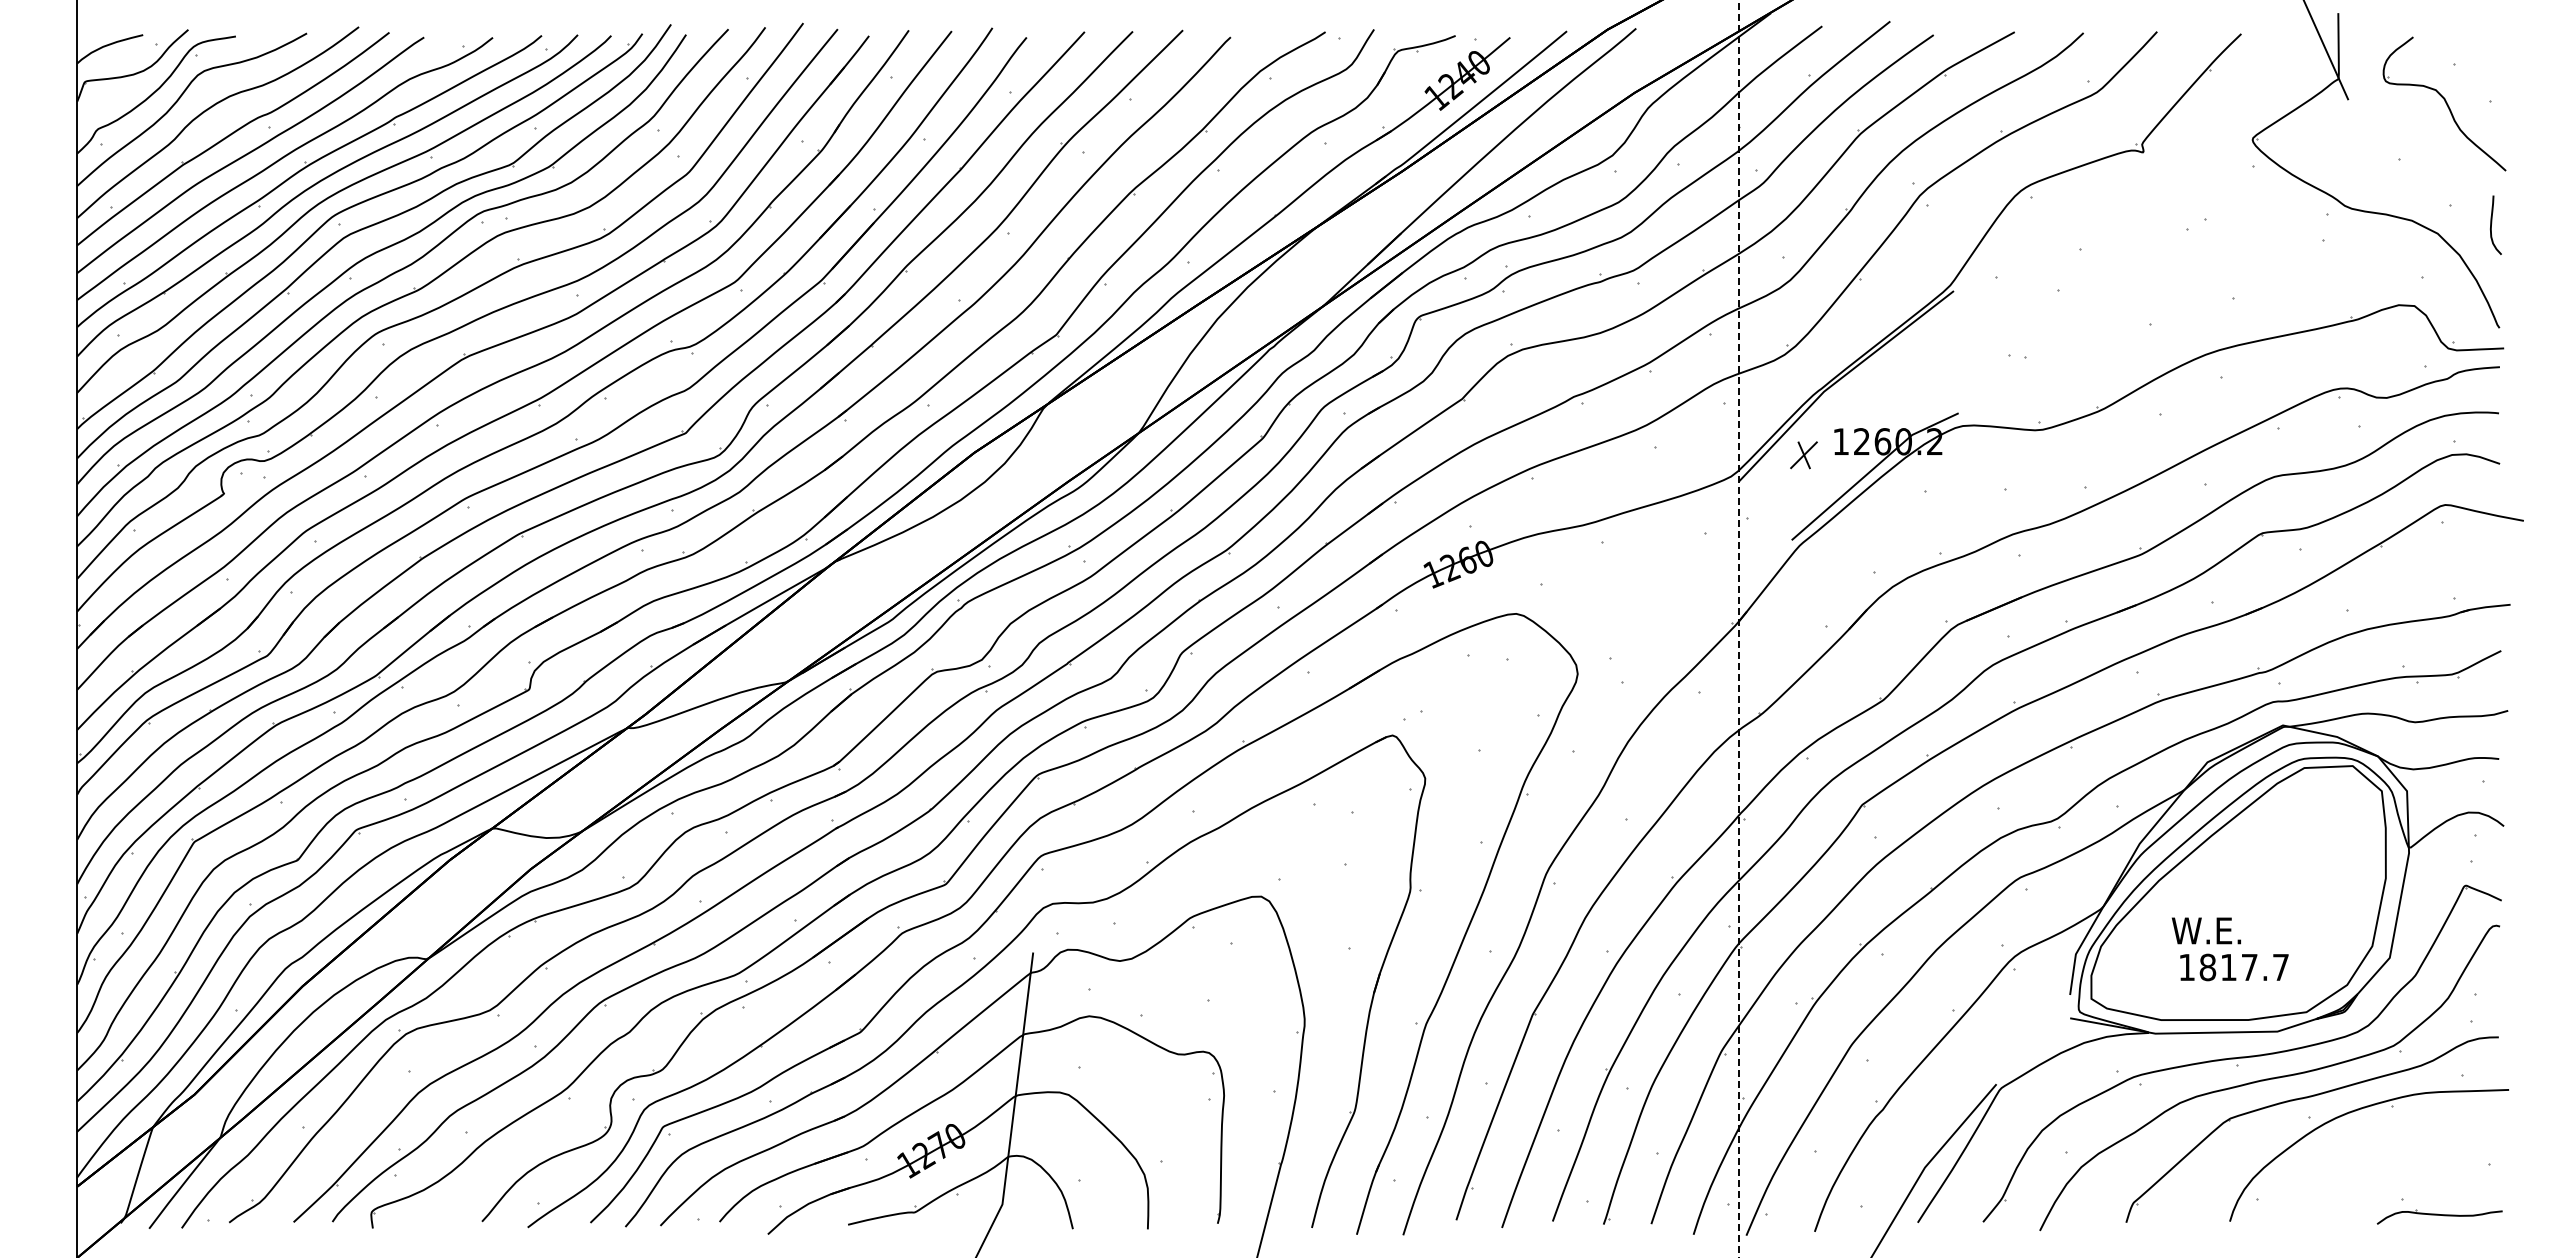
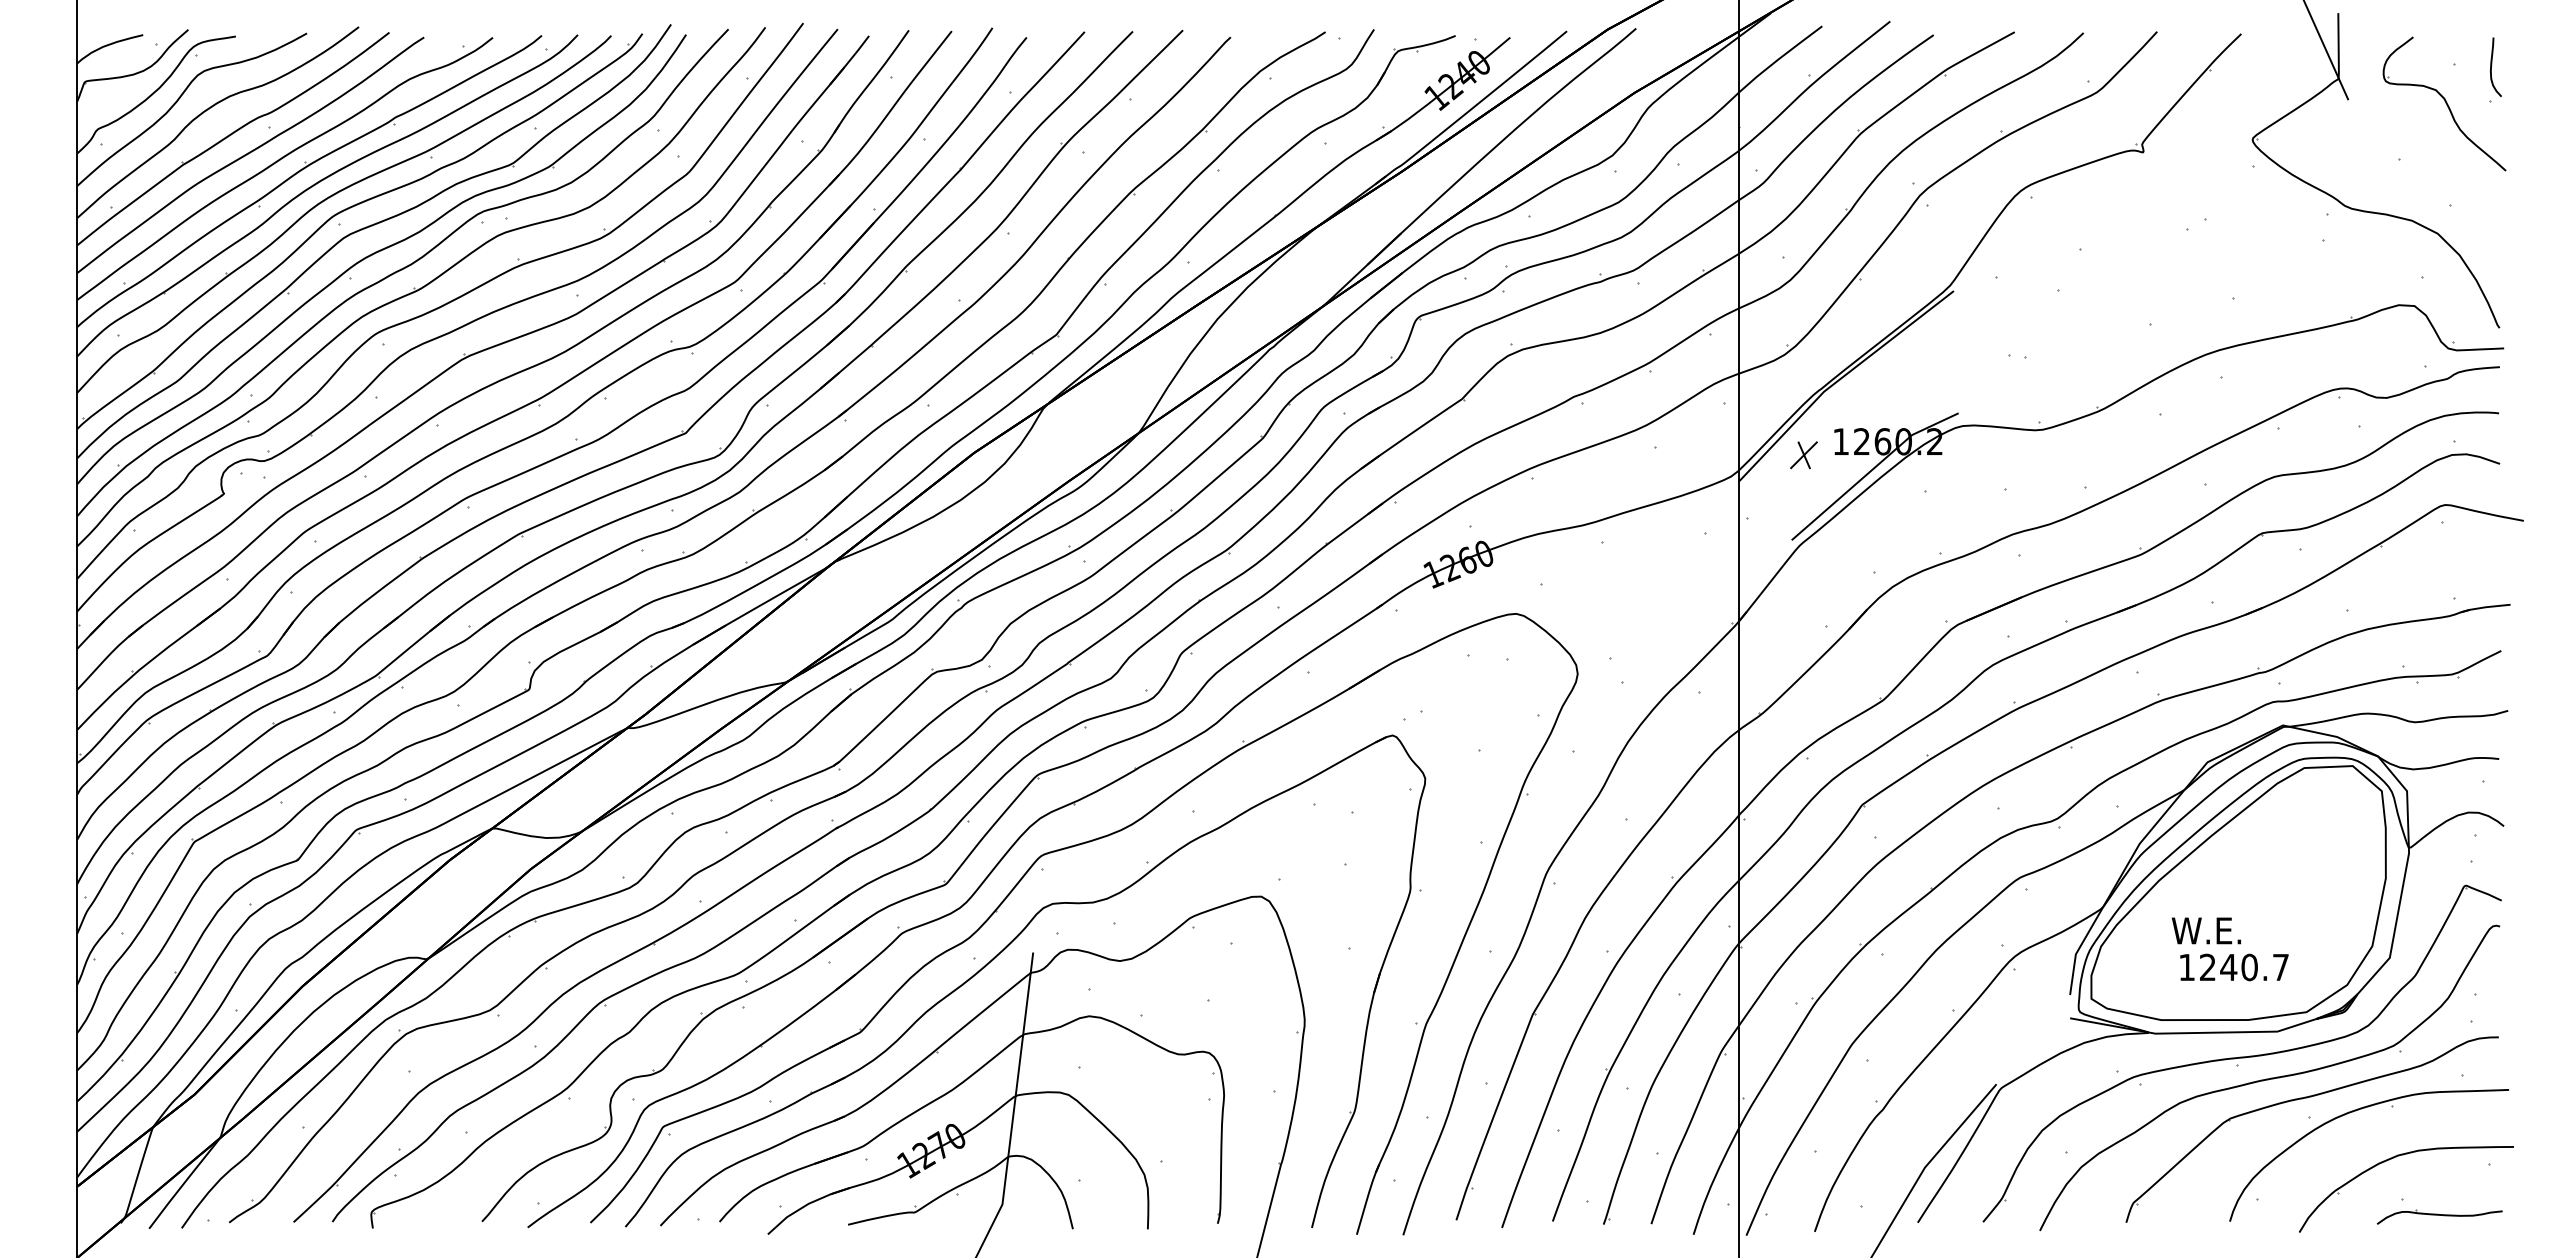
curve position: (2492, 223) -> (2492, 65) (2492, 65)
line: dashed -> solid (1739, 628)
text: 1817.7 -> 1240.7 (2228, 967)
part: none -> present (2394, 1158)
